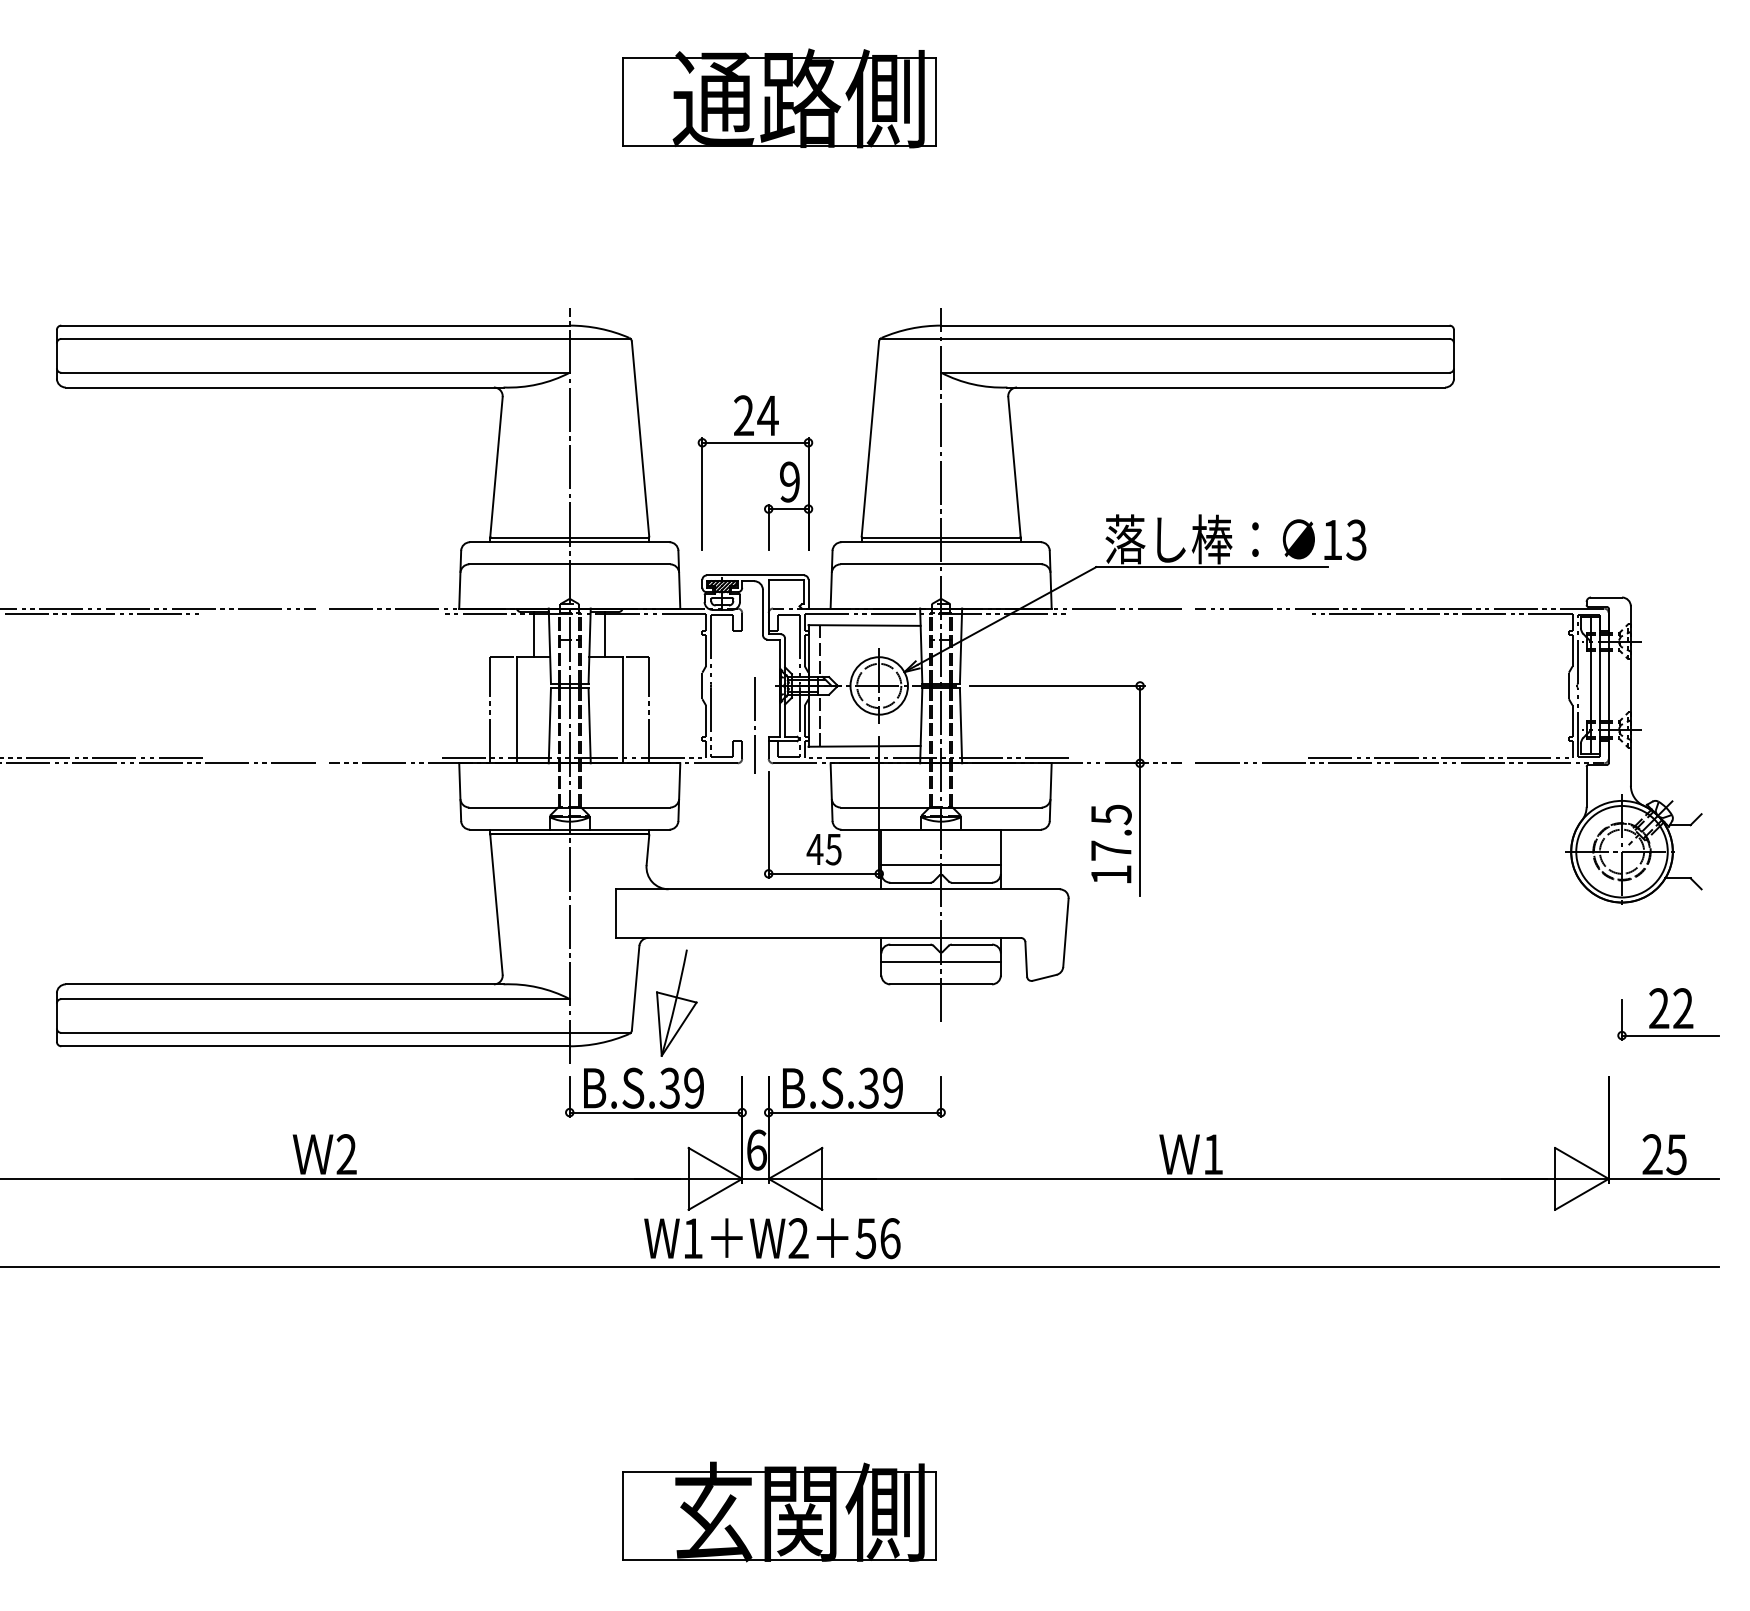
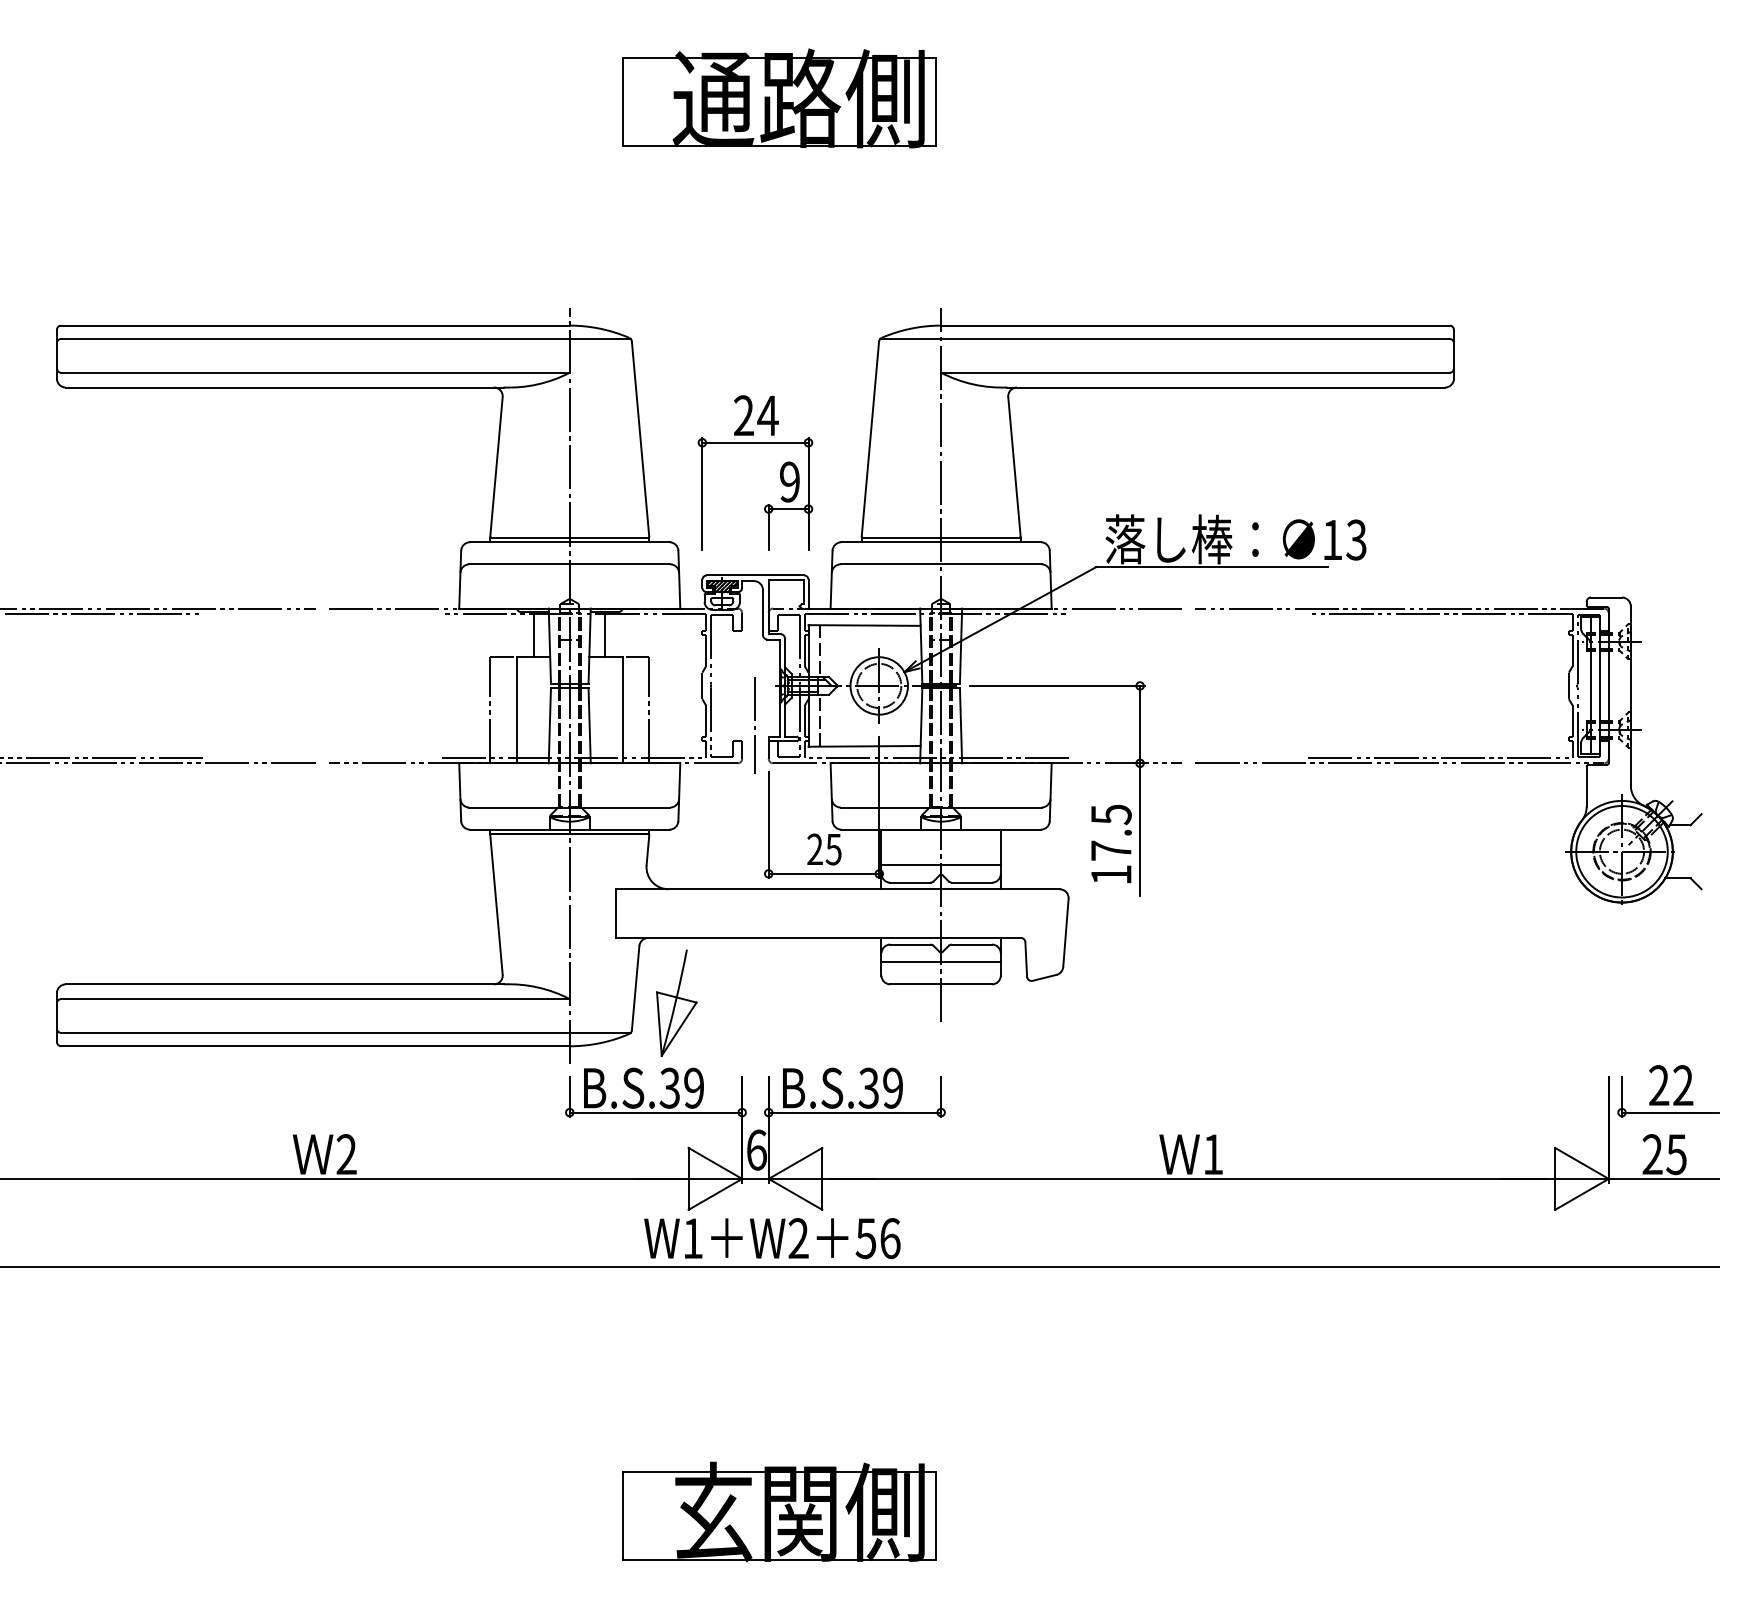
text: 45 -> 25 (814, 848)
part position: (1668, 1014) -> (1668, 1091) (1668, 1091)
